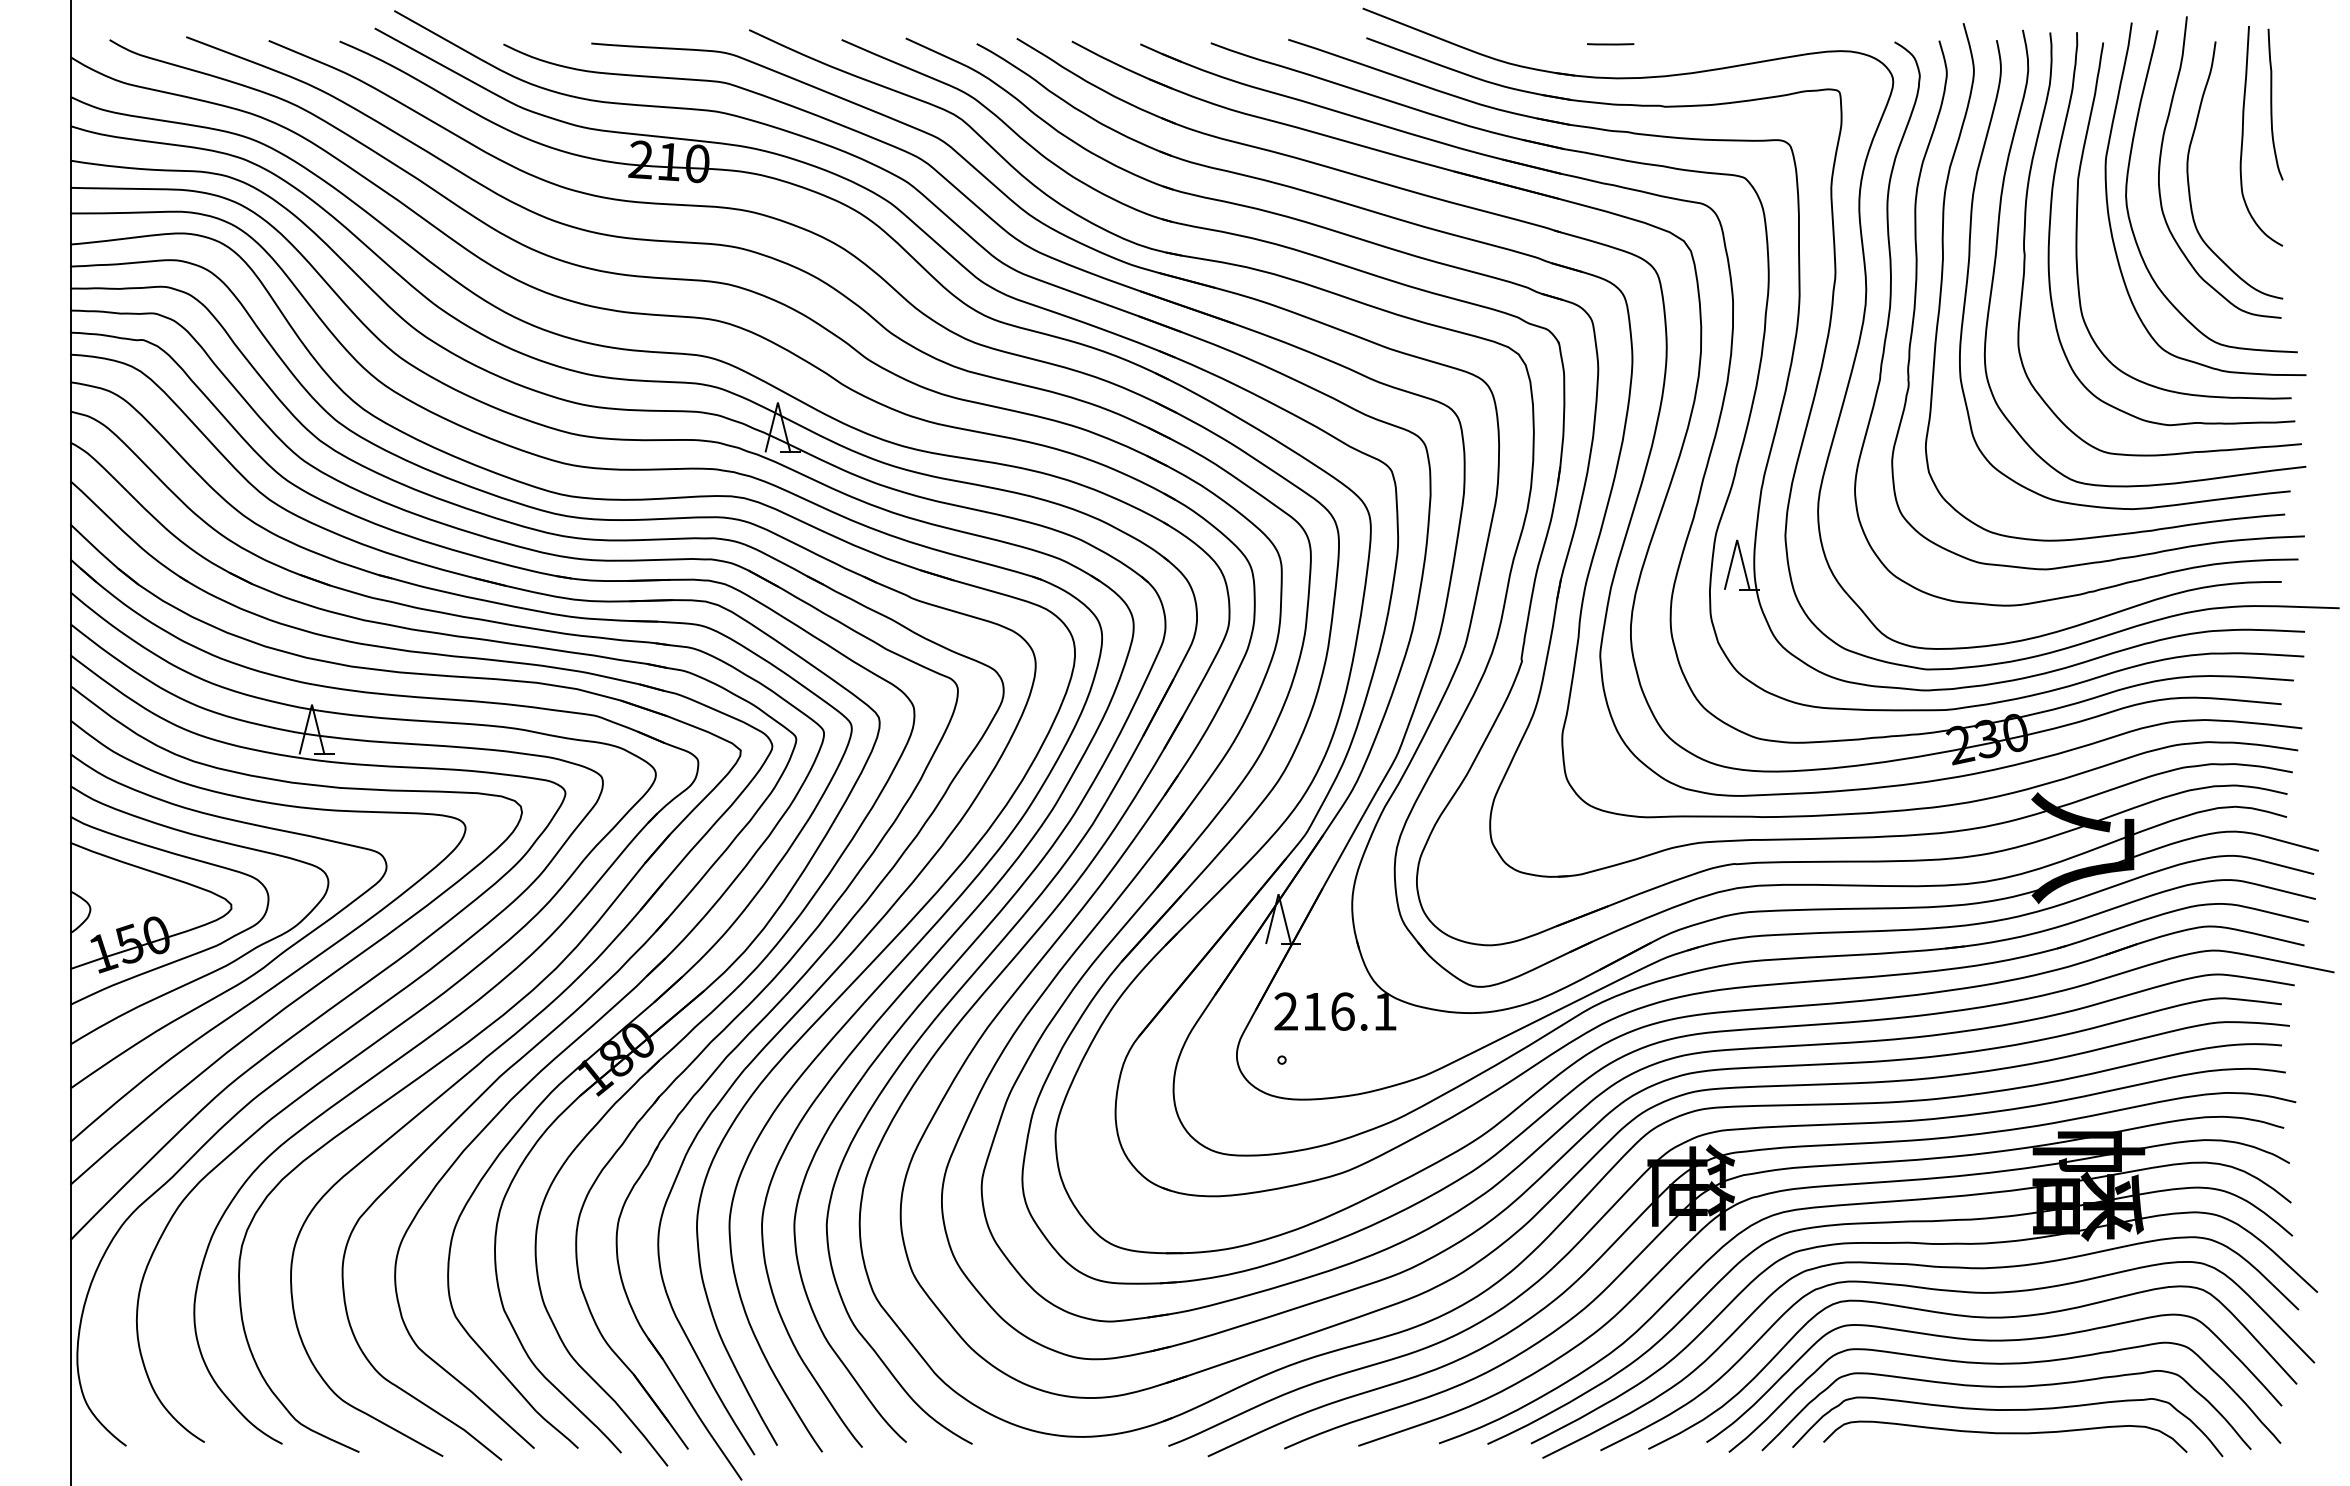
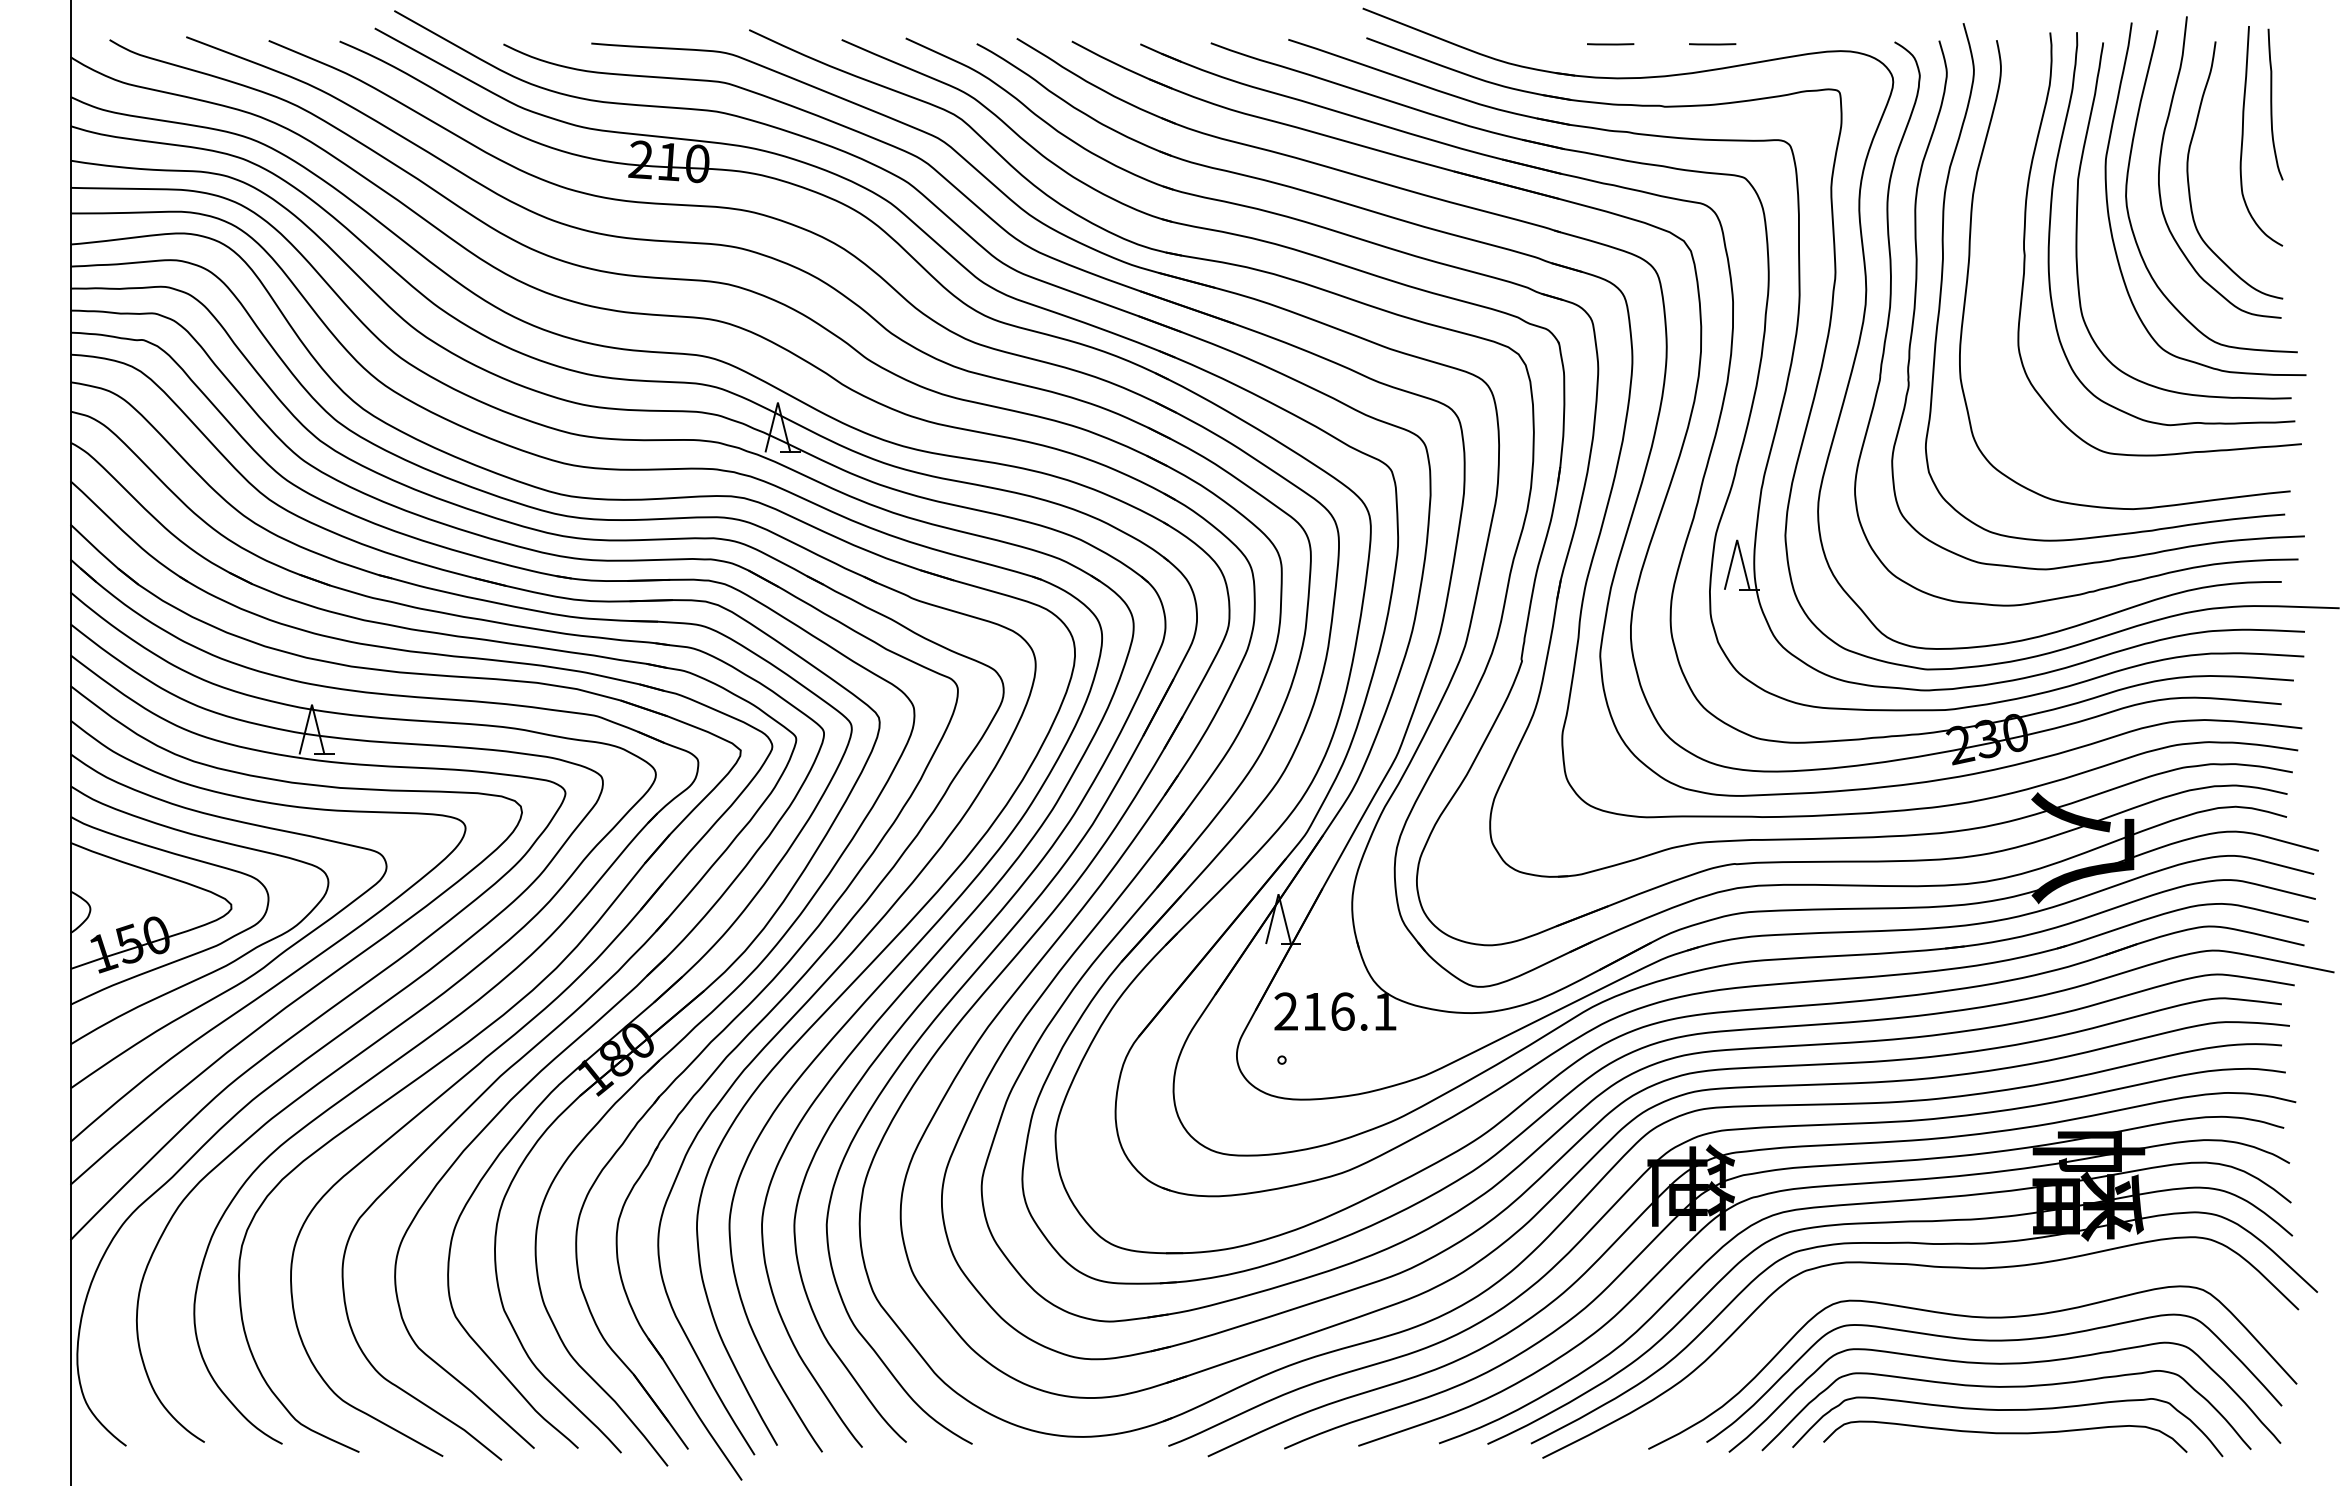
line: none -> present (1712, 44)
curve: present -> none (1997, 251)
curve: present -> none (1967, 1293)
